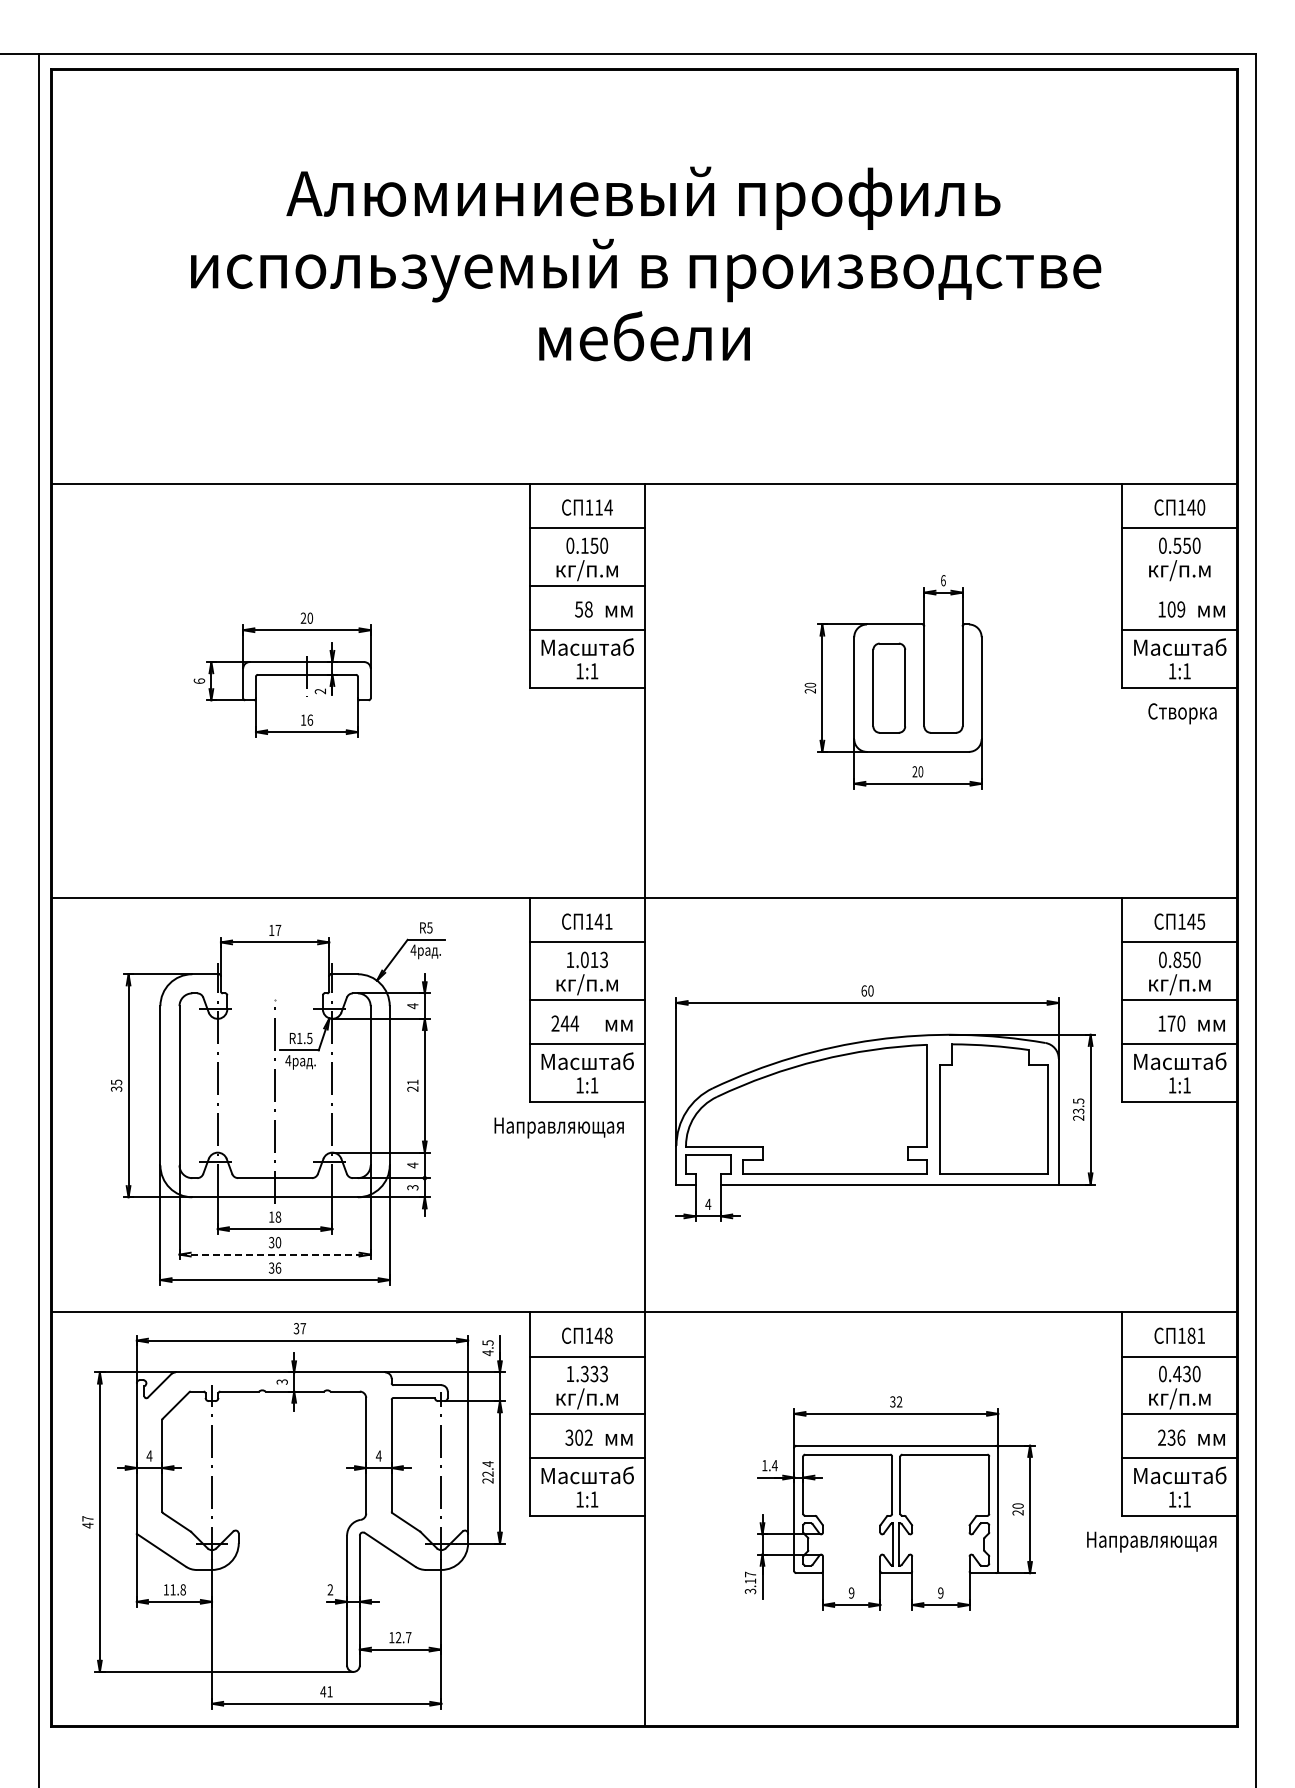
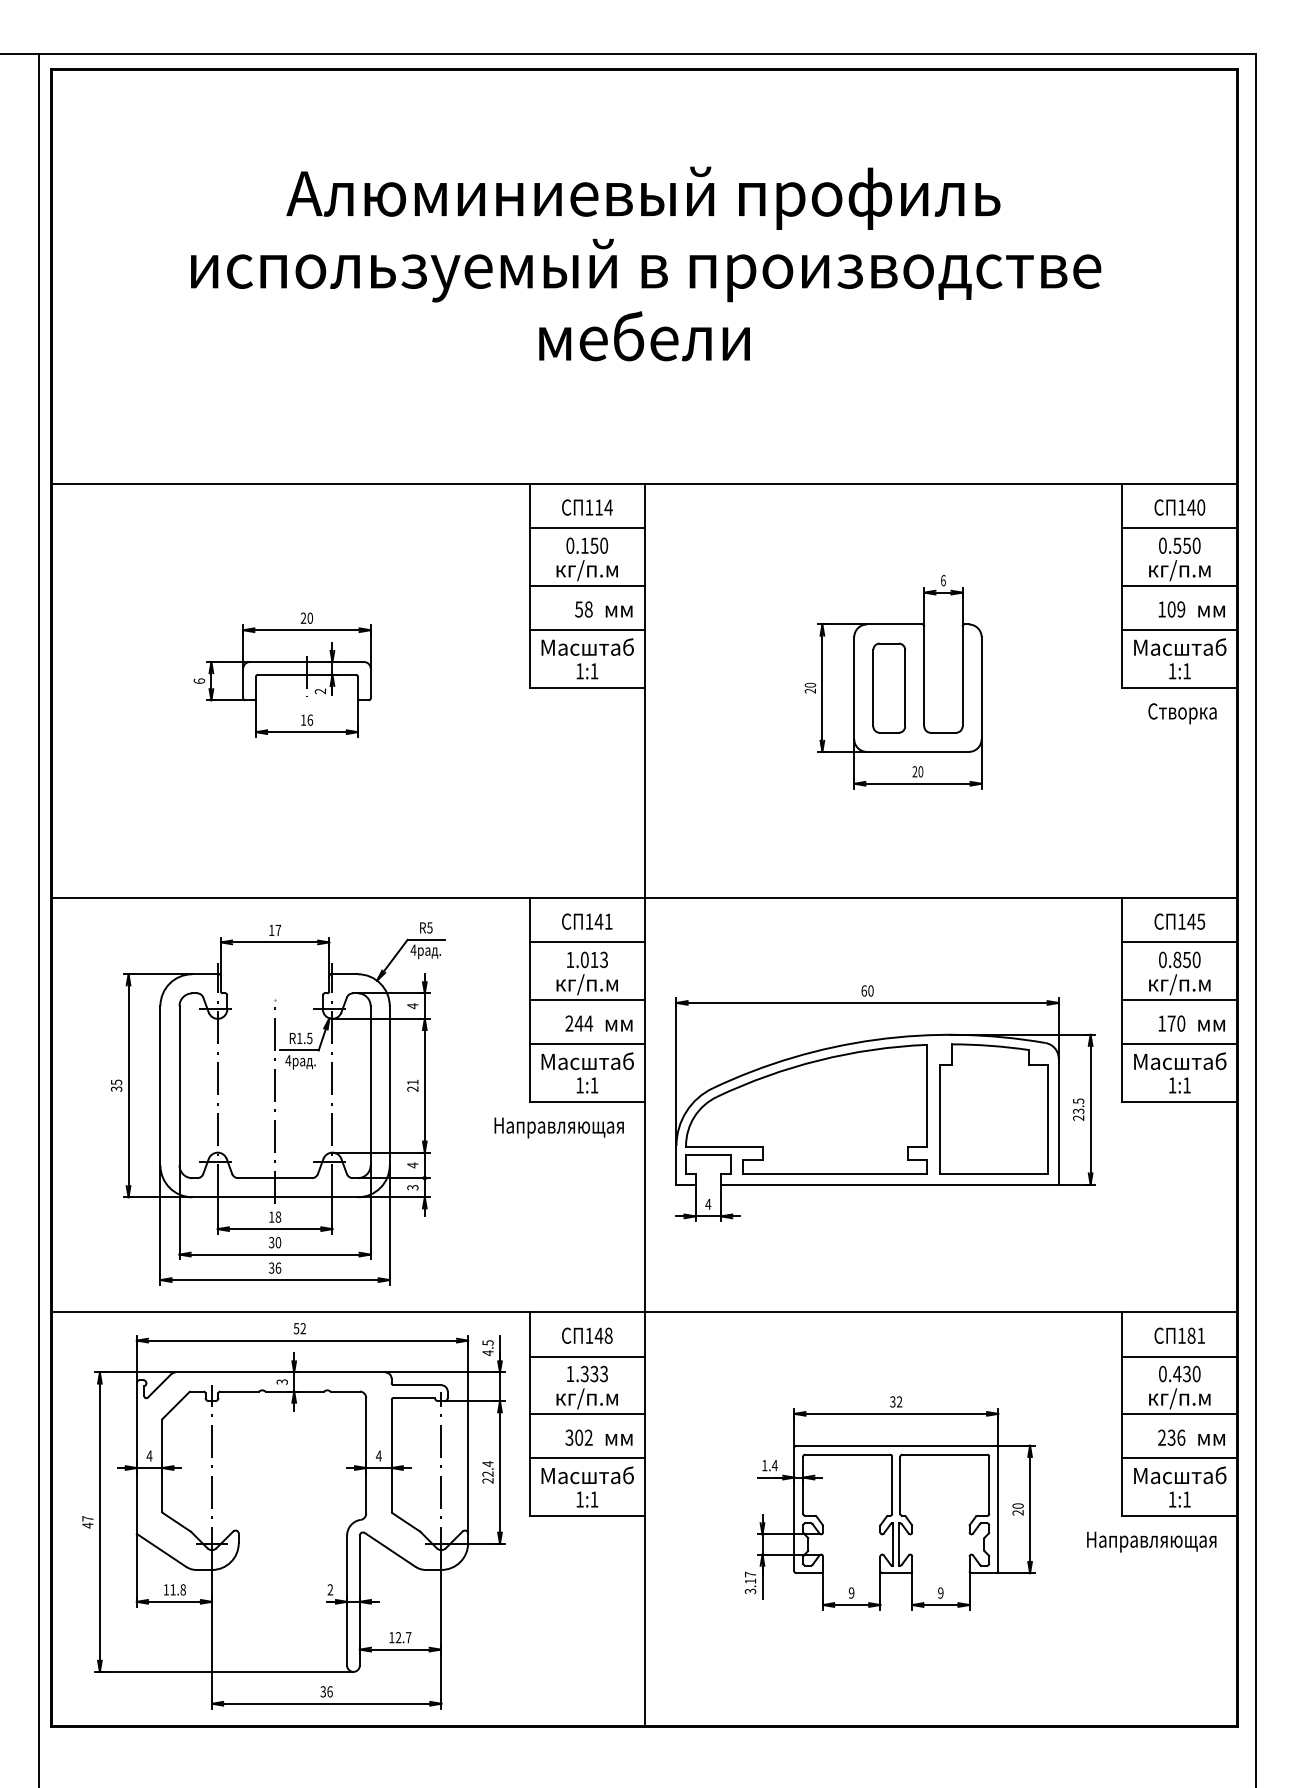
line: none -> present (1179, 585)
text position: (565, 1023) -> (579, 1023) (579, 1023)
line: dashed -> solid (275, 1254)
text: 37 -> 52 (300, 1328)
text: 41 -> 36 (326, 1691)
